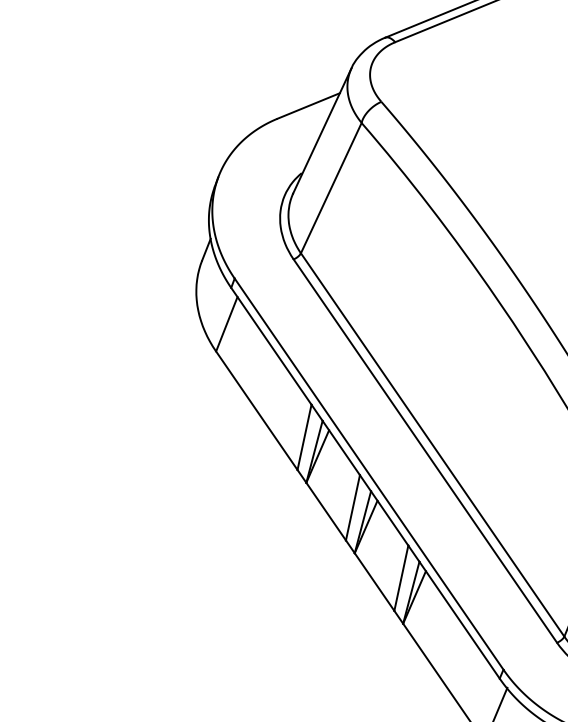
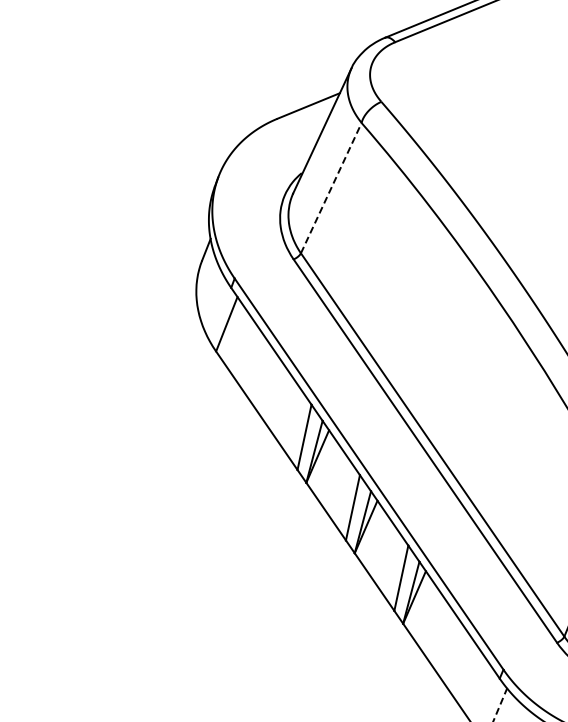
line: solid -> dashed (331, 188)
line: solid -> dashed (500, 705)
